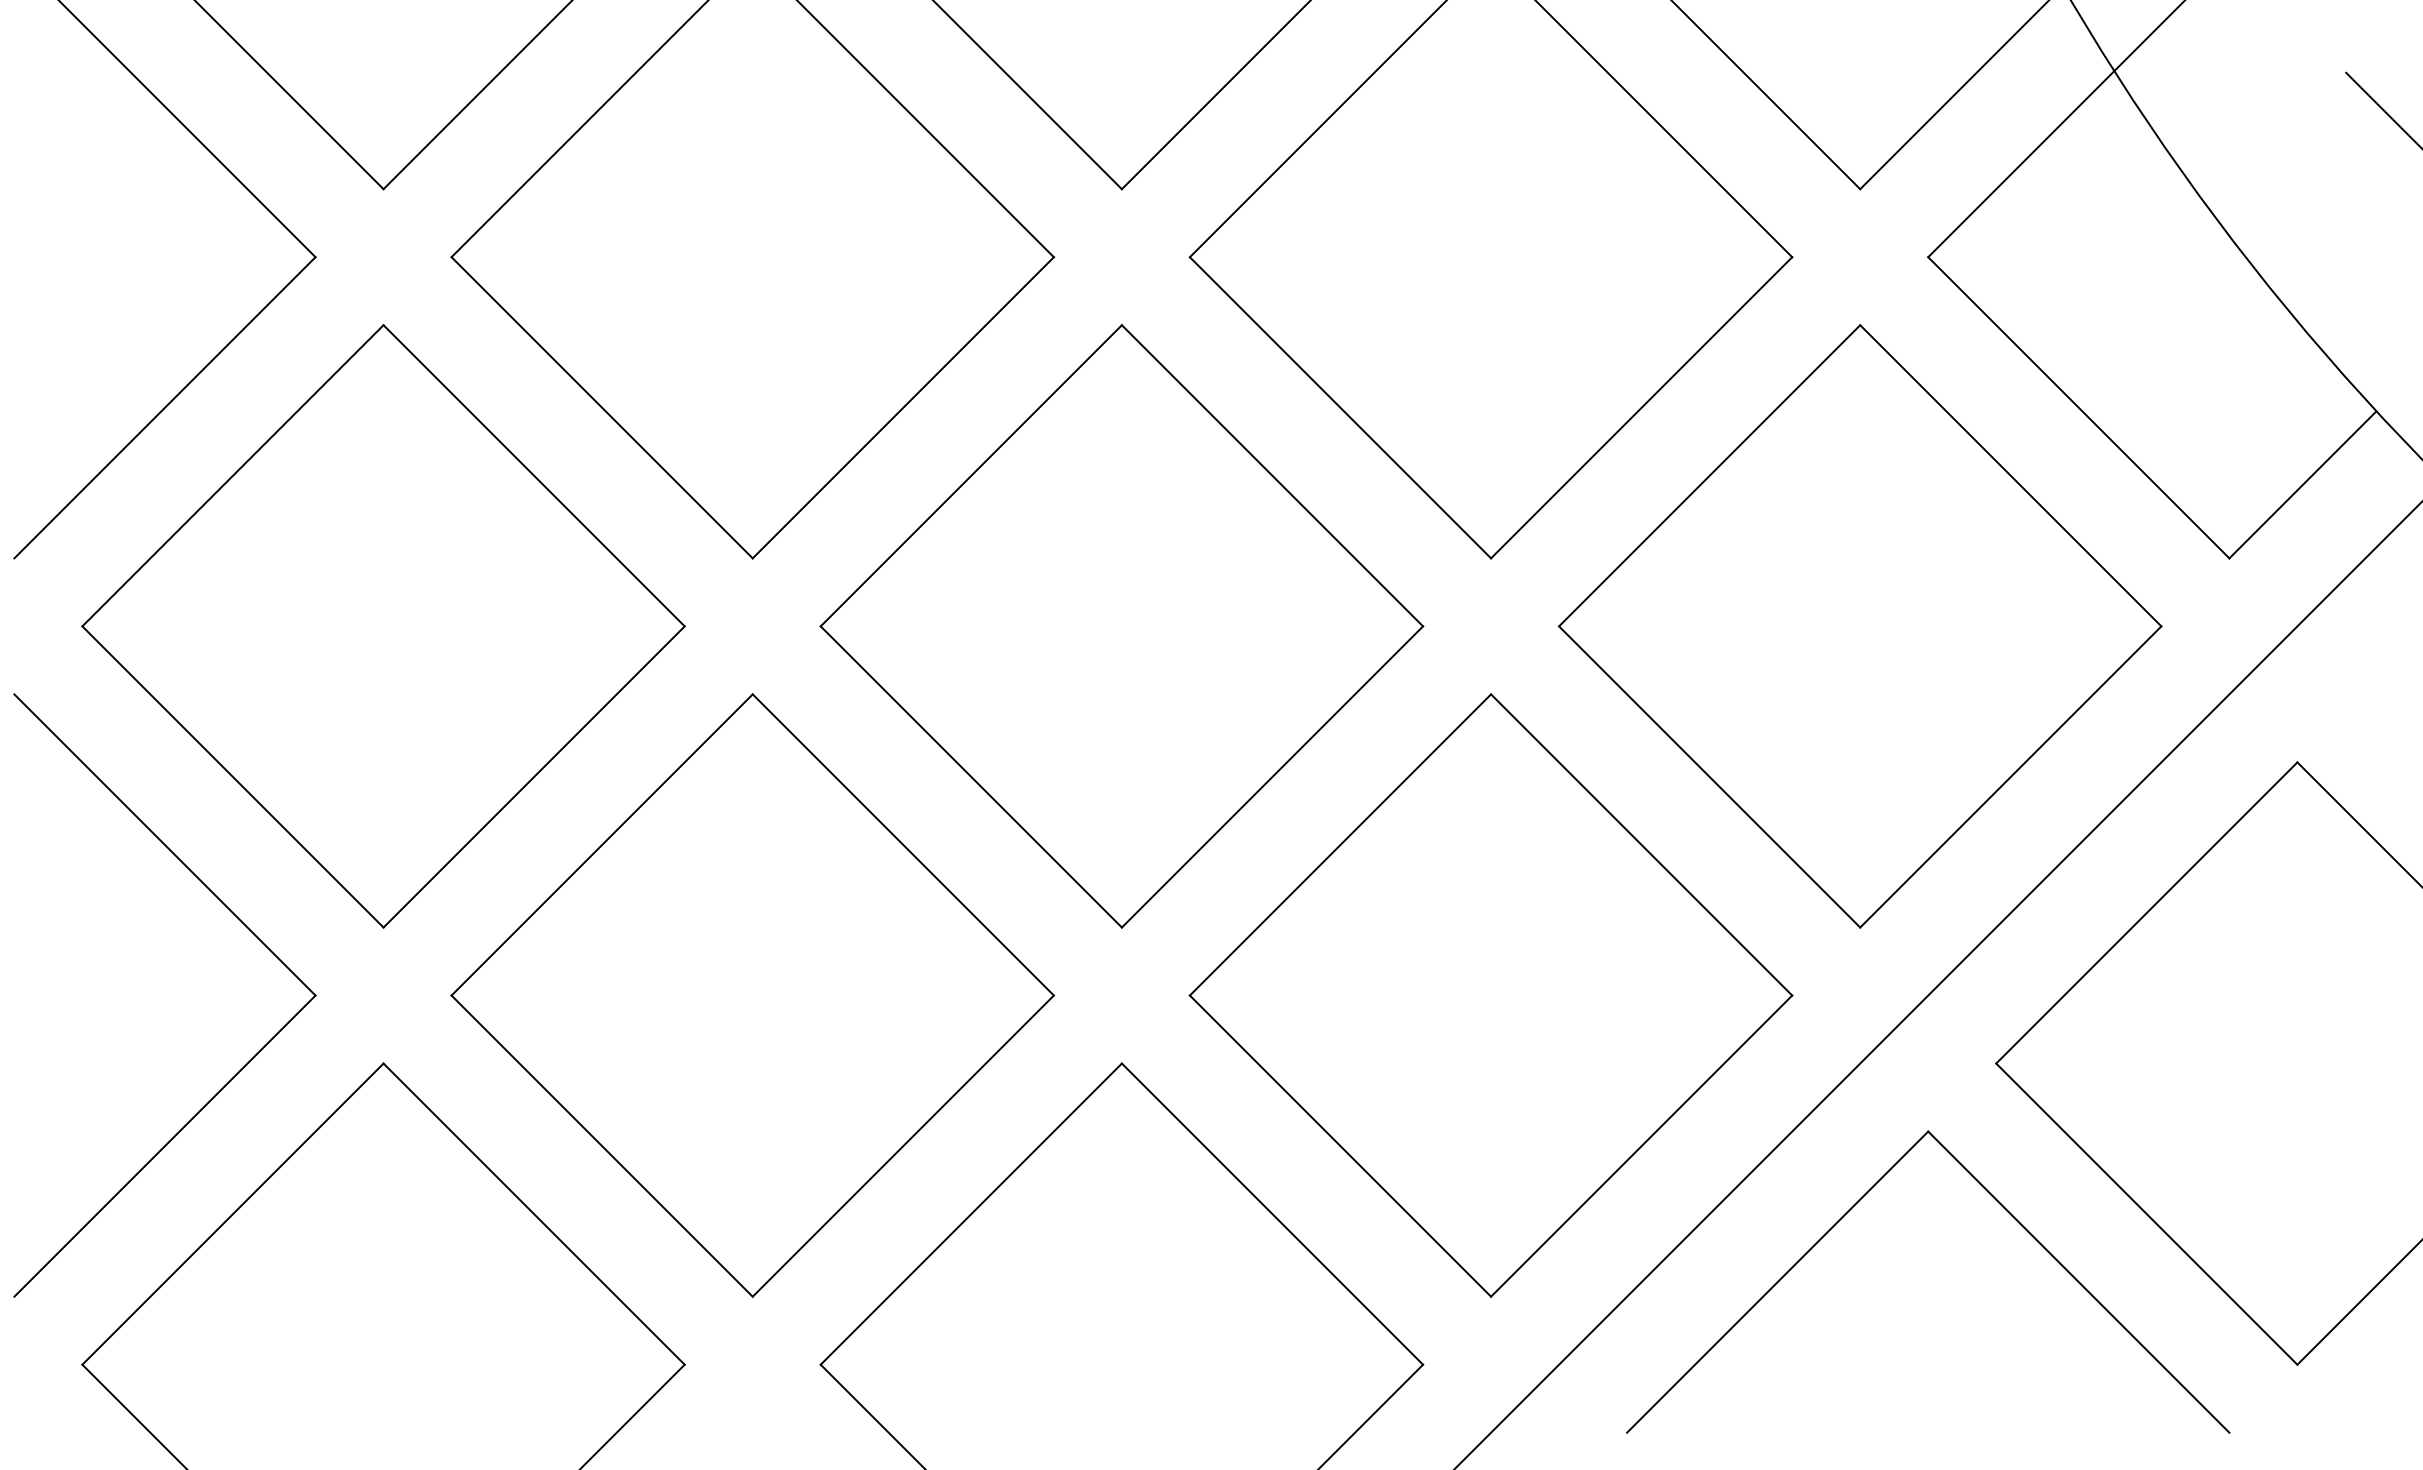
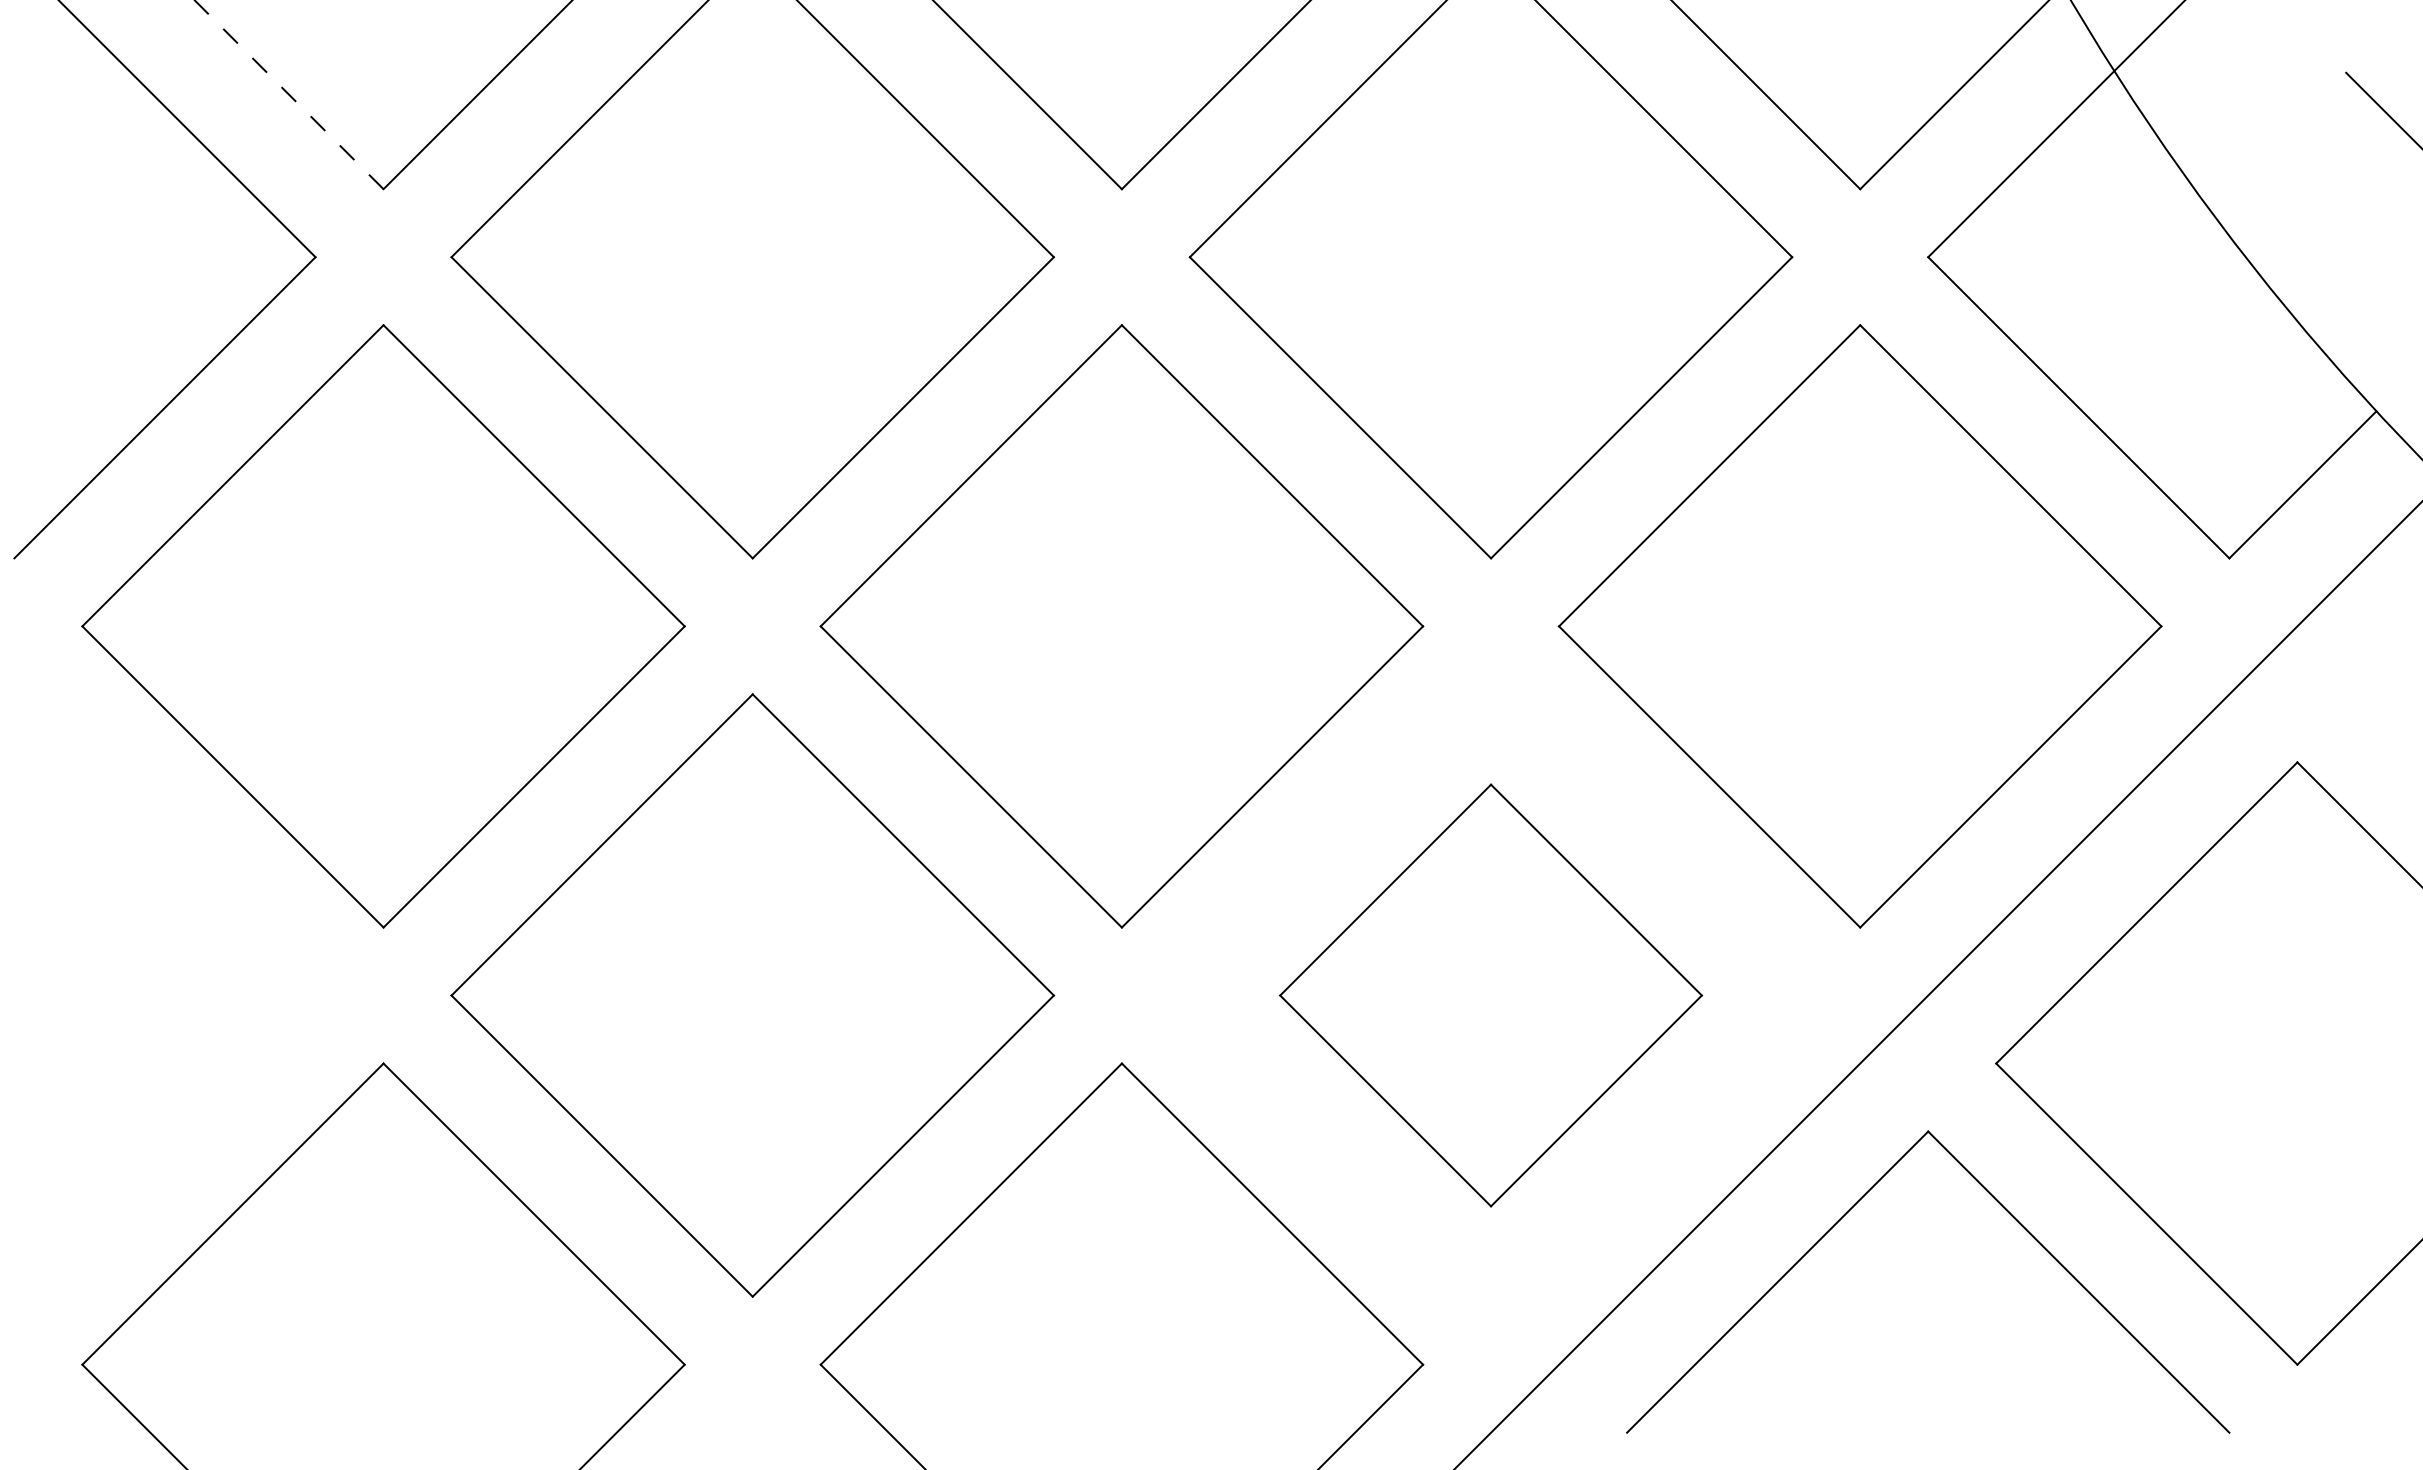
line: solid -> dashed (288, 94)
part: present -> none (239, 920)
part size: 606x605 px -> 424x425 px (1490, 995)
